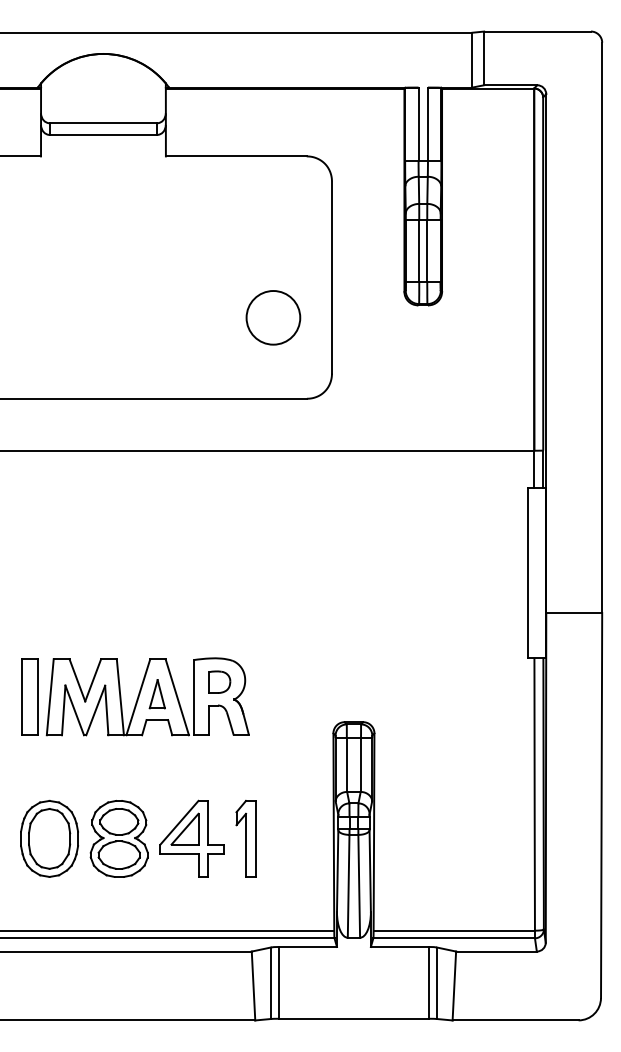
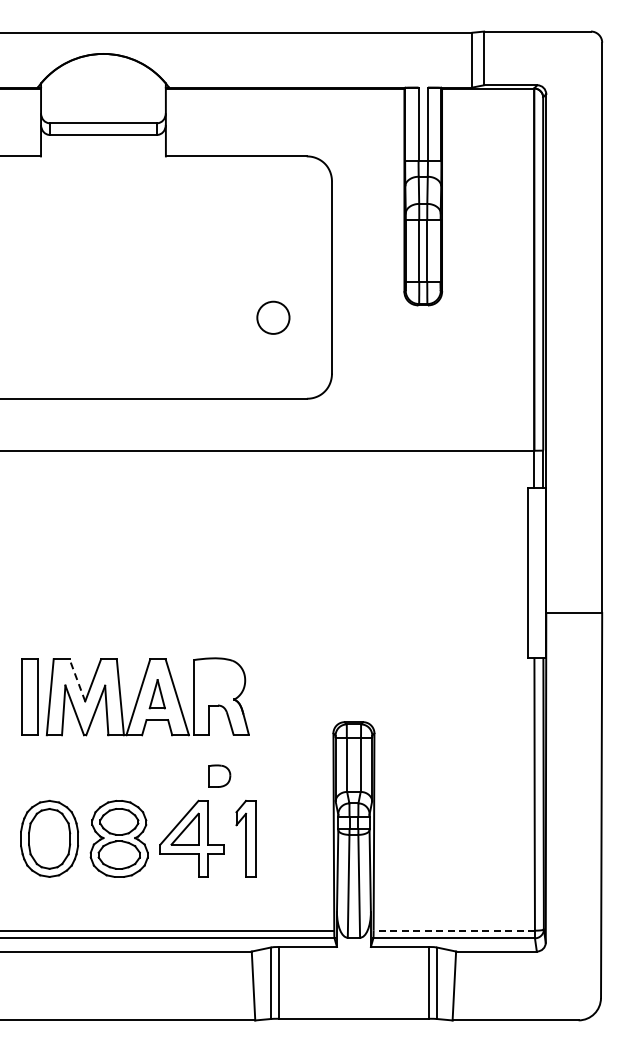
circle diameter: 54 px -> 32 px (273, 317)
line: solid -> dashed (77, 680)
part position: (219, 681) -> (219, 775) (219, 775)
line: solid -> dashed (454, 930)
